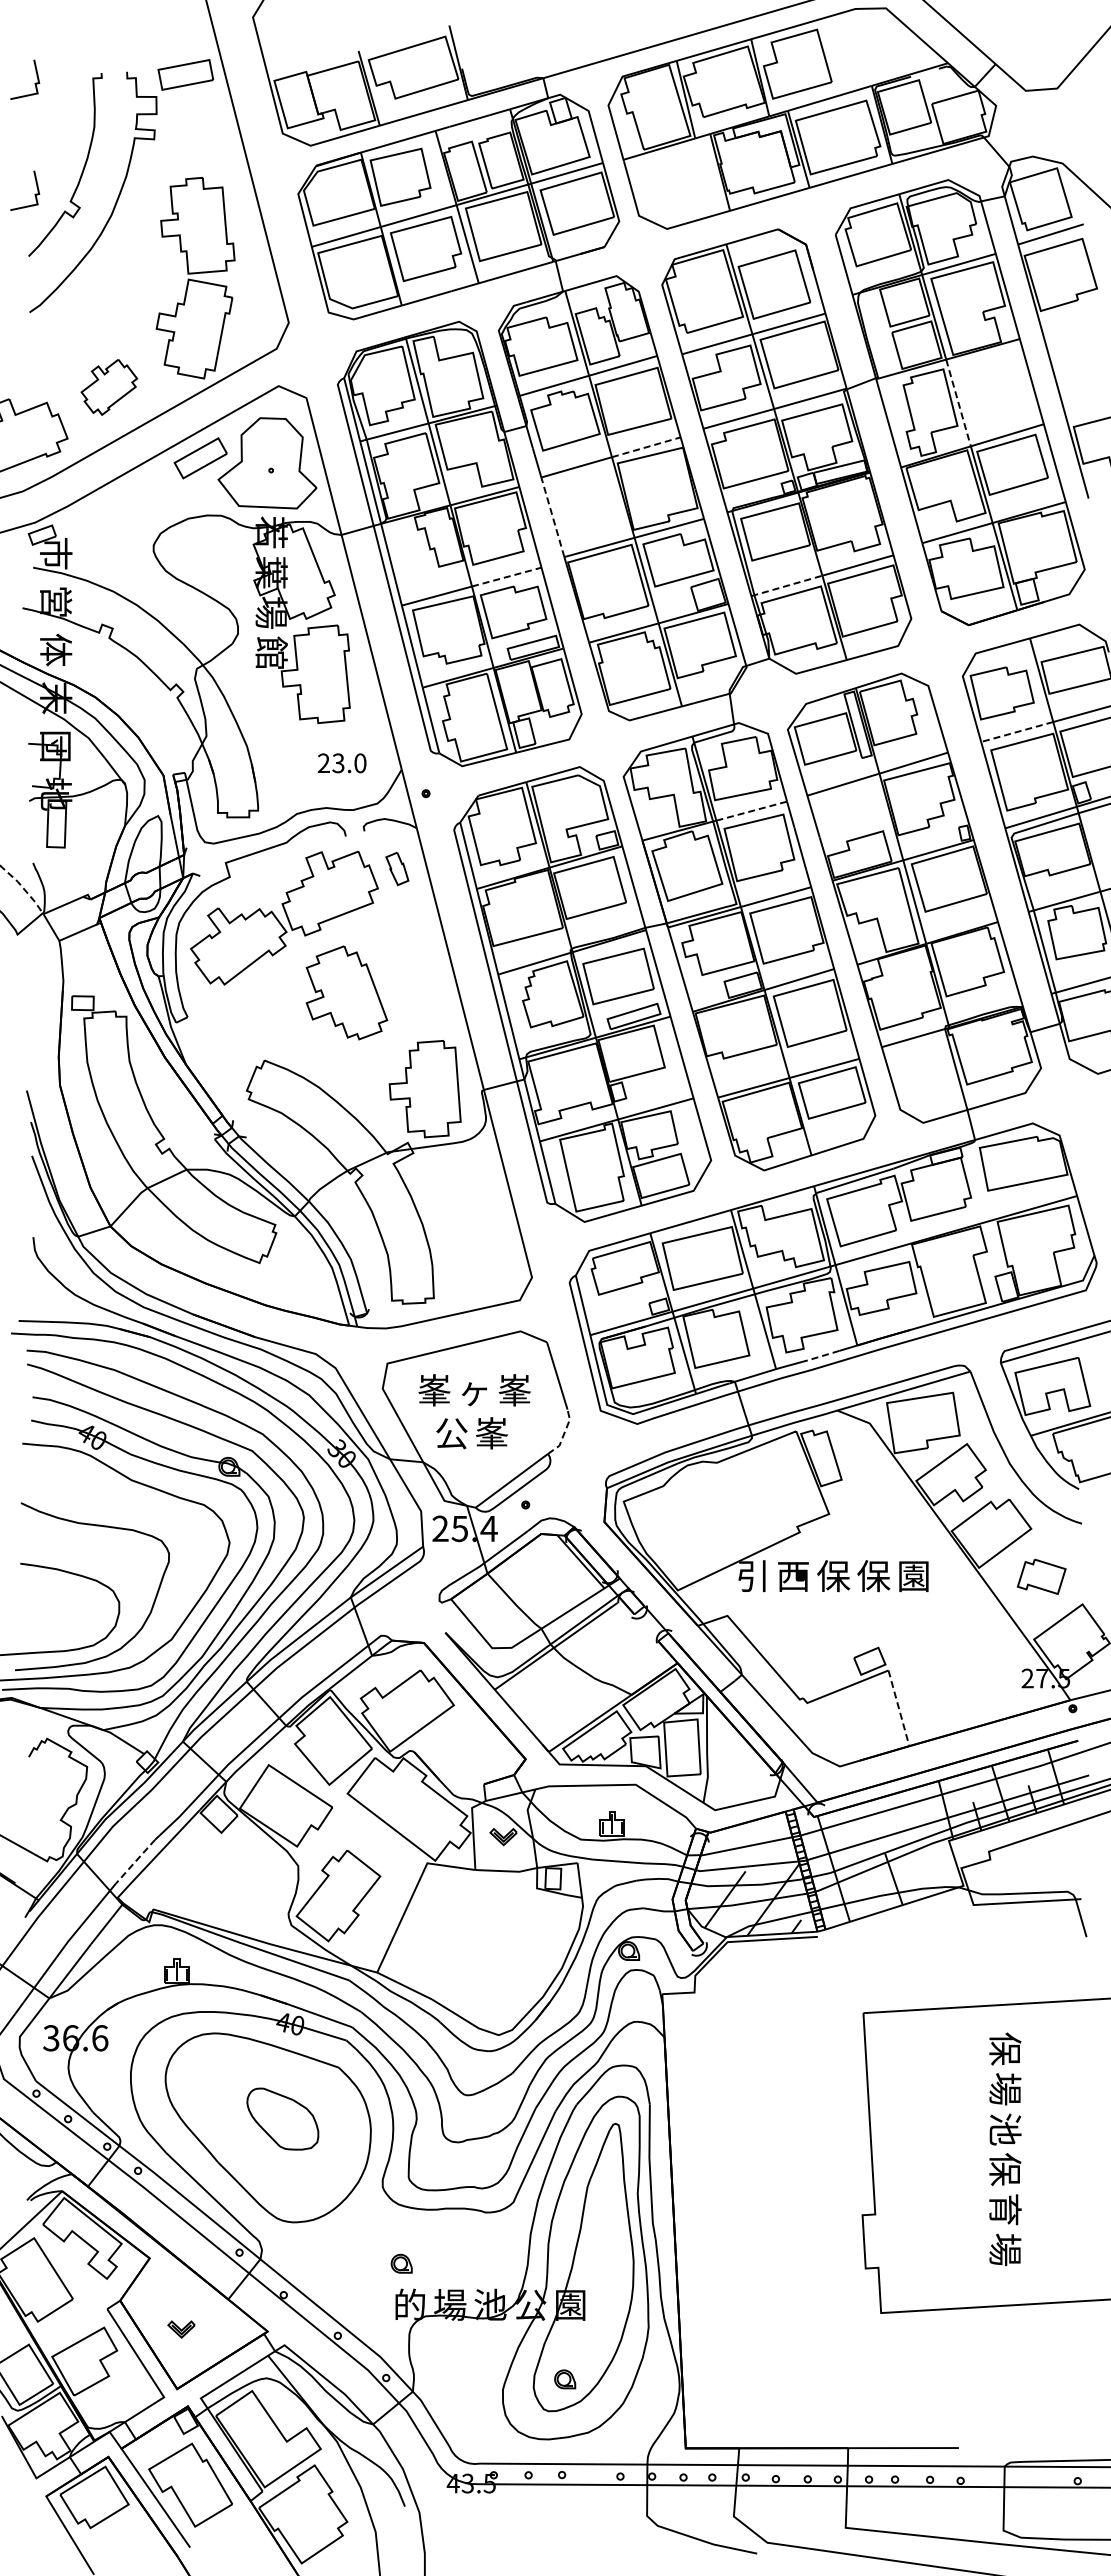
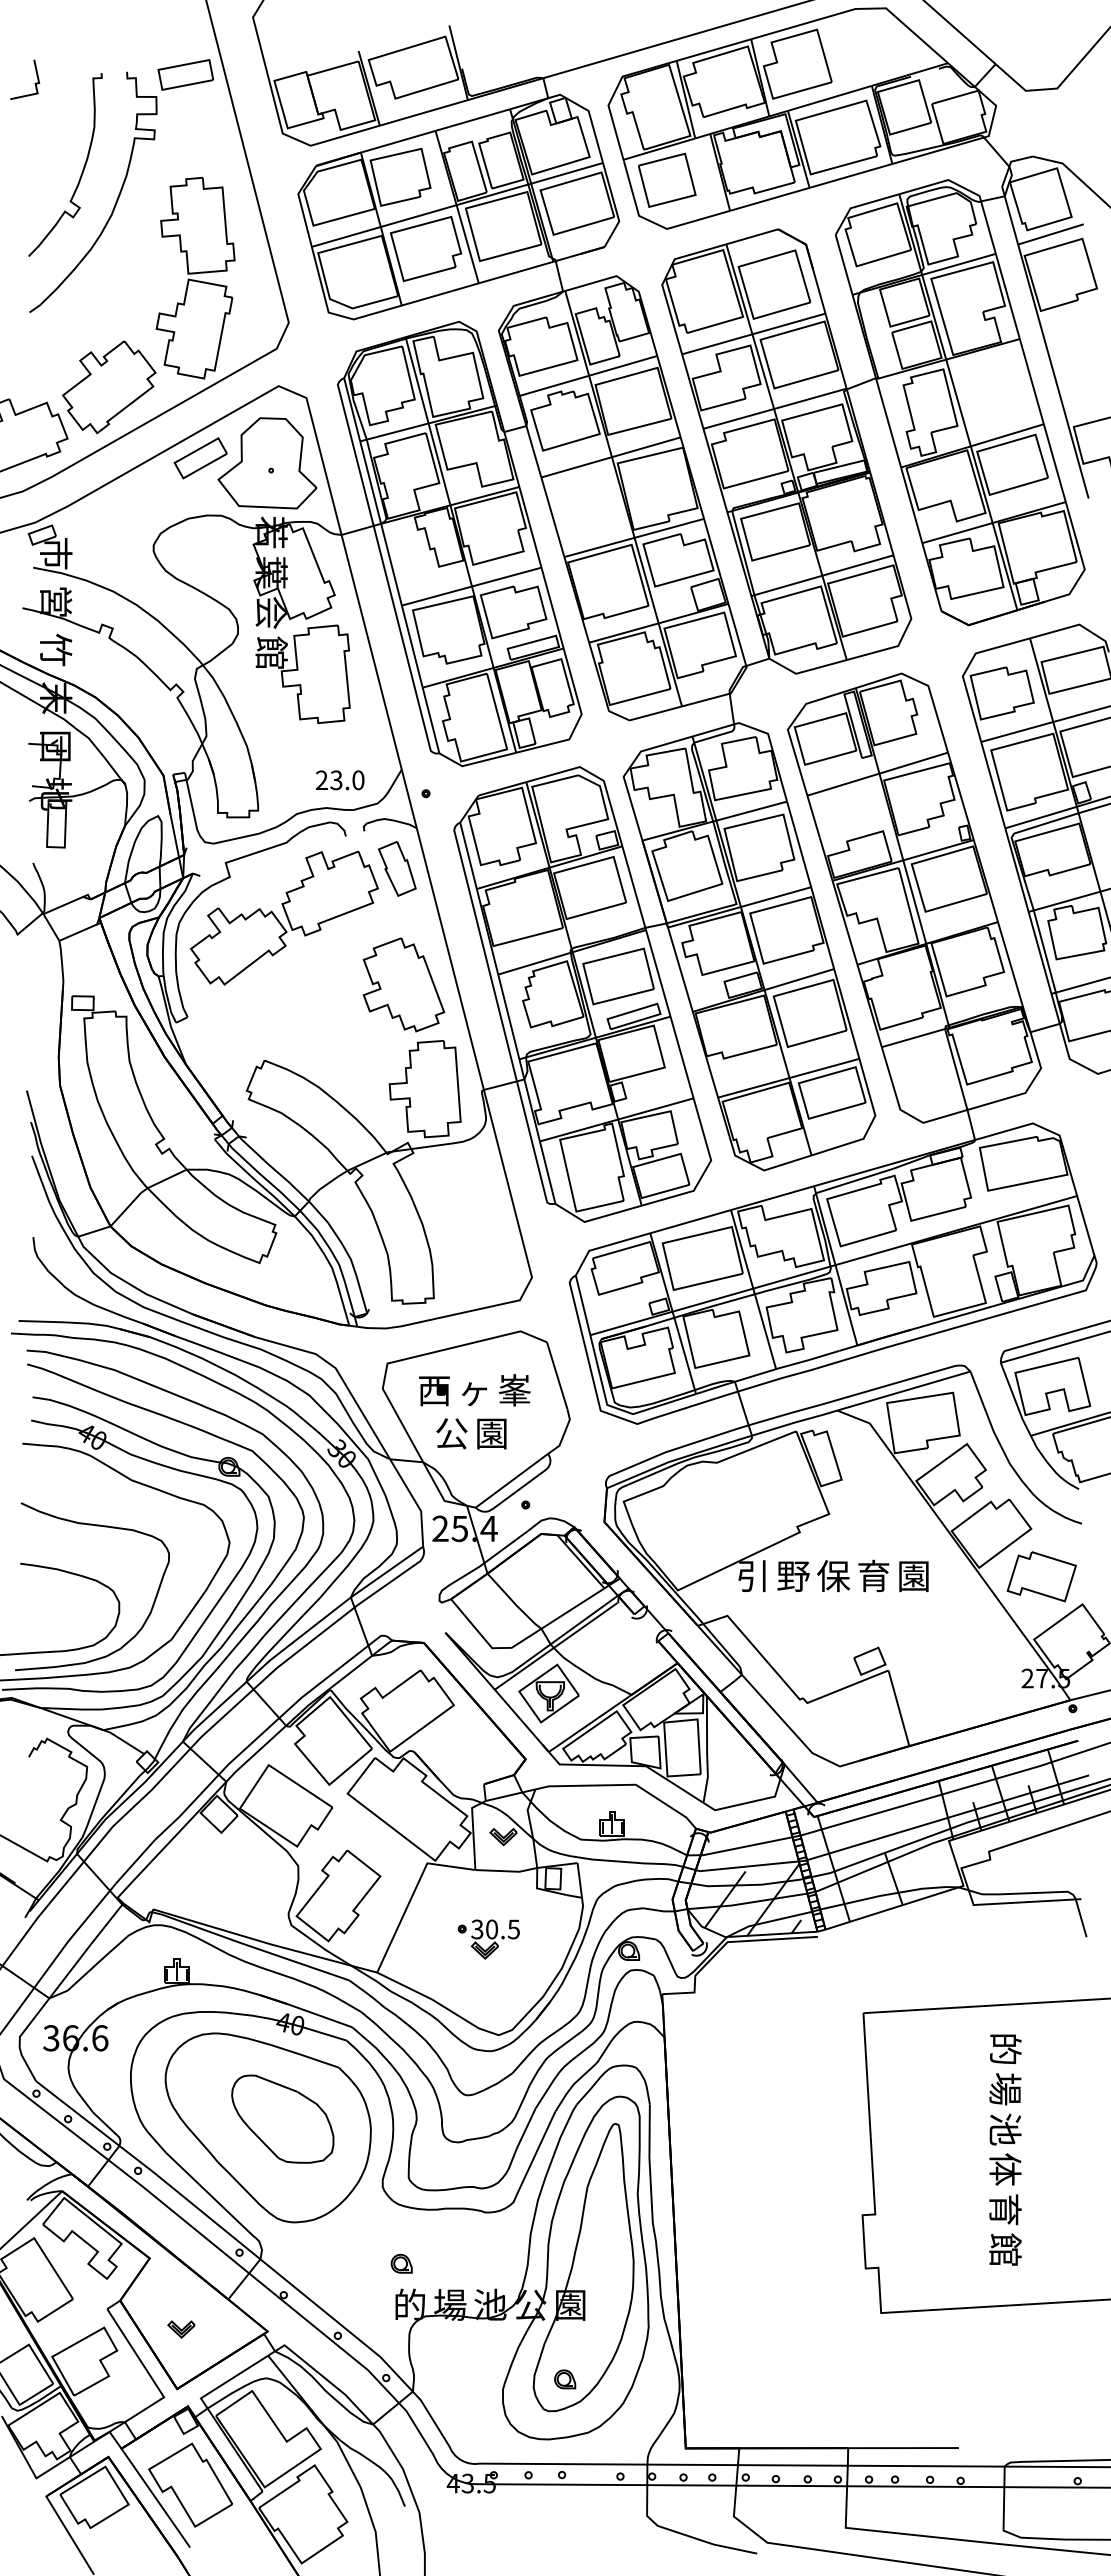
part: none -> present (667, 179)
line: present -> none (34, 194)
part size: 59x57 px -> 95x95 px (109, 387)
line: dashed -> solid (958, 403)
line: dashed -> solid (646, 447)
line: dashed -> solid (552, 516)
line: dashed -> solid (507, 576)
line: dashed -> solid (786, 586)
text: 場 -> 会 (271, 612)
text: 体 -> 竹 (56, 649)
line: dashed -> solid (1016, 732)
text position: (341, 763) -> (339, 780) (339, 780)
line: dashed -> solid (751, 811)
part size: 25x35 px -> 39x56 px (397, 868)
line: dashed -> solid (24, 889)
part position: (346, 992) -> (403, 984) (403, 984)
line: dashed -> solid (819, 1356)
text: 峯 -> 西 (434, 1390)
text: 峯 -> 園 (491, 1433)
line: dashed -> solid (564, 1434)
text: 保 -> 育 (873, 1575)
text: 西 -> 野 (793, 1576)
part size: 51x37 px -> 71x52 px (1041, 1576)
part: none -> present (548, 1693)
line: dashed -> solid (899, 1708)
line: dashed -> solid (135, 1861)
part: none -> present (488, 1939)
text: 保 -> 的 (1005, 2048)
part size: 74x64 px -> 104x90 px (282, 2118)
text: 保 -> 体 (1005, 2169)
text: 場 -> 館 (1005, 2249)
